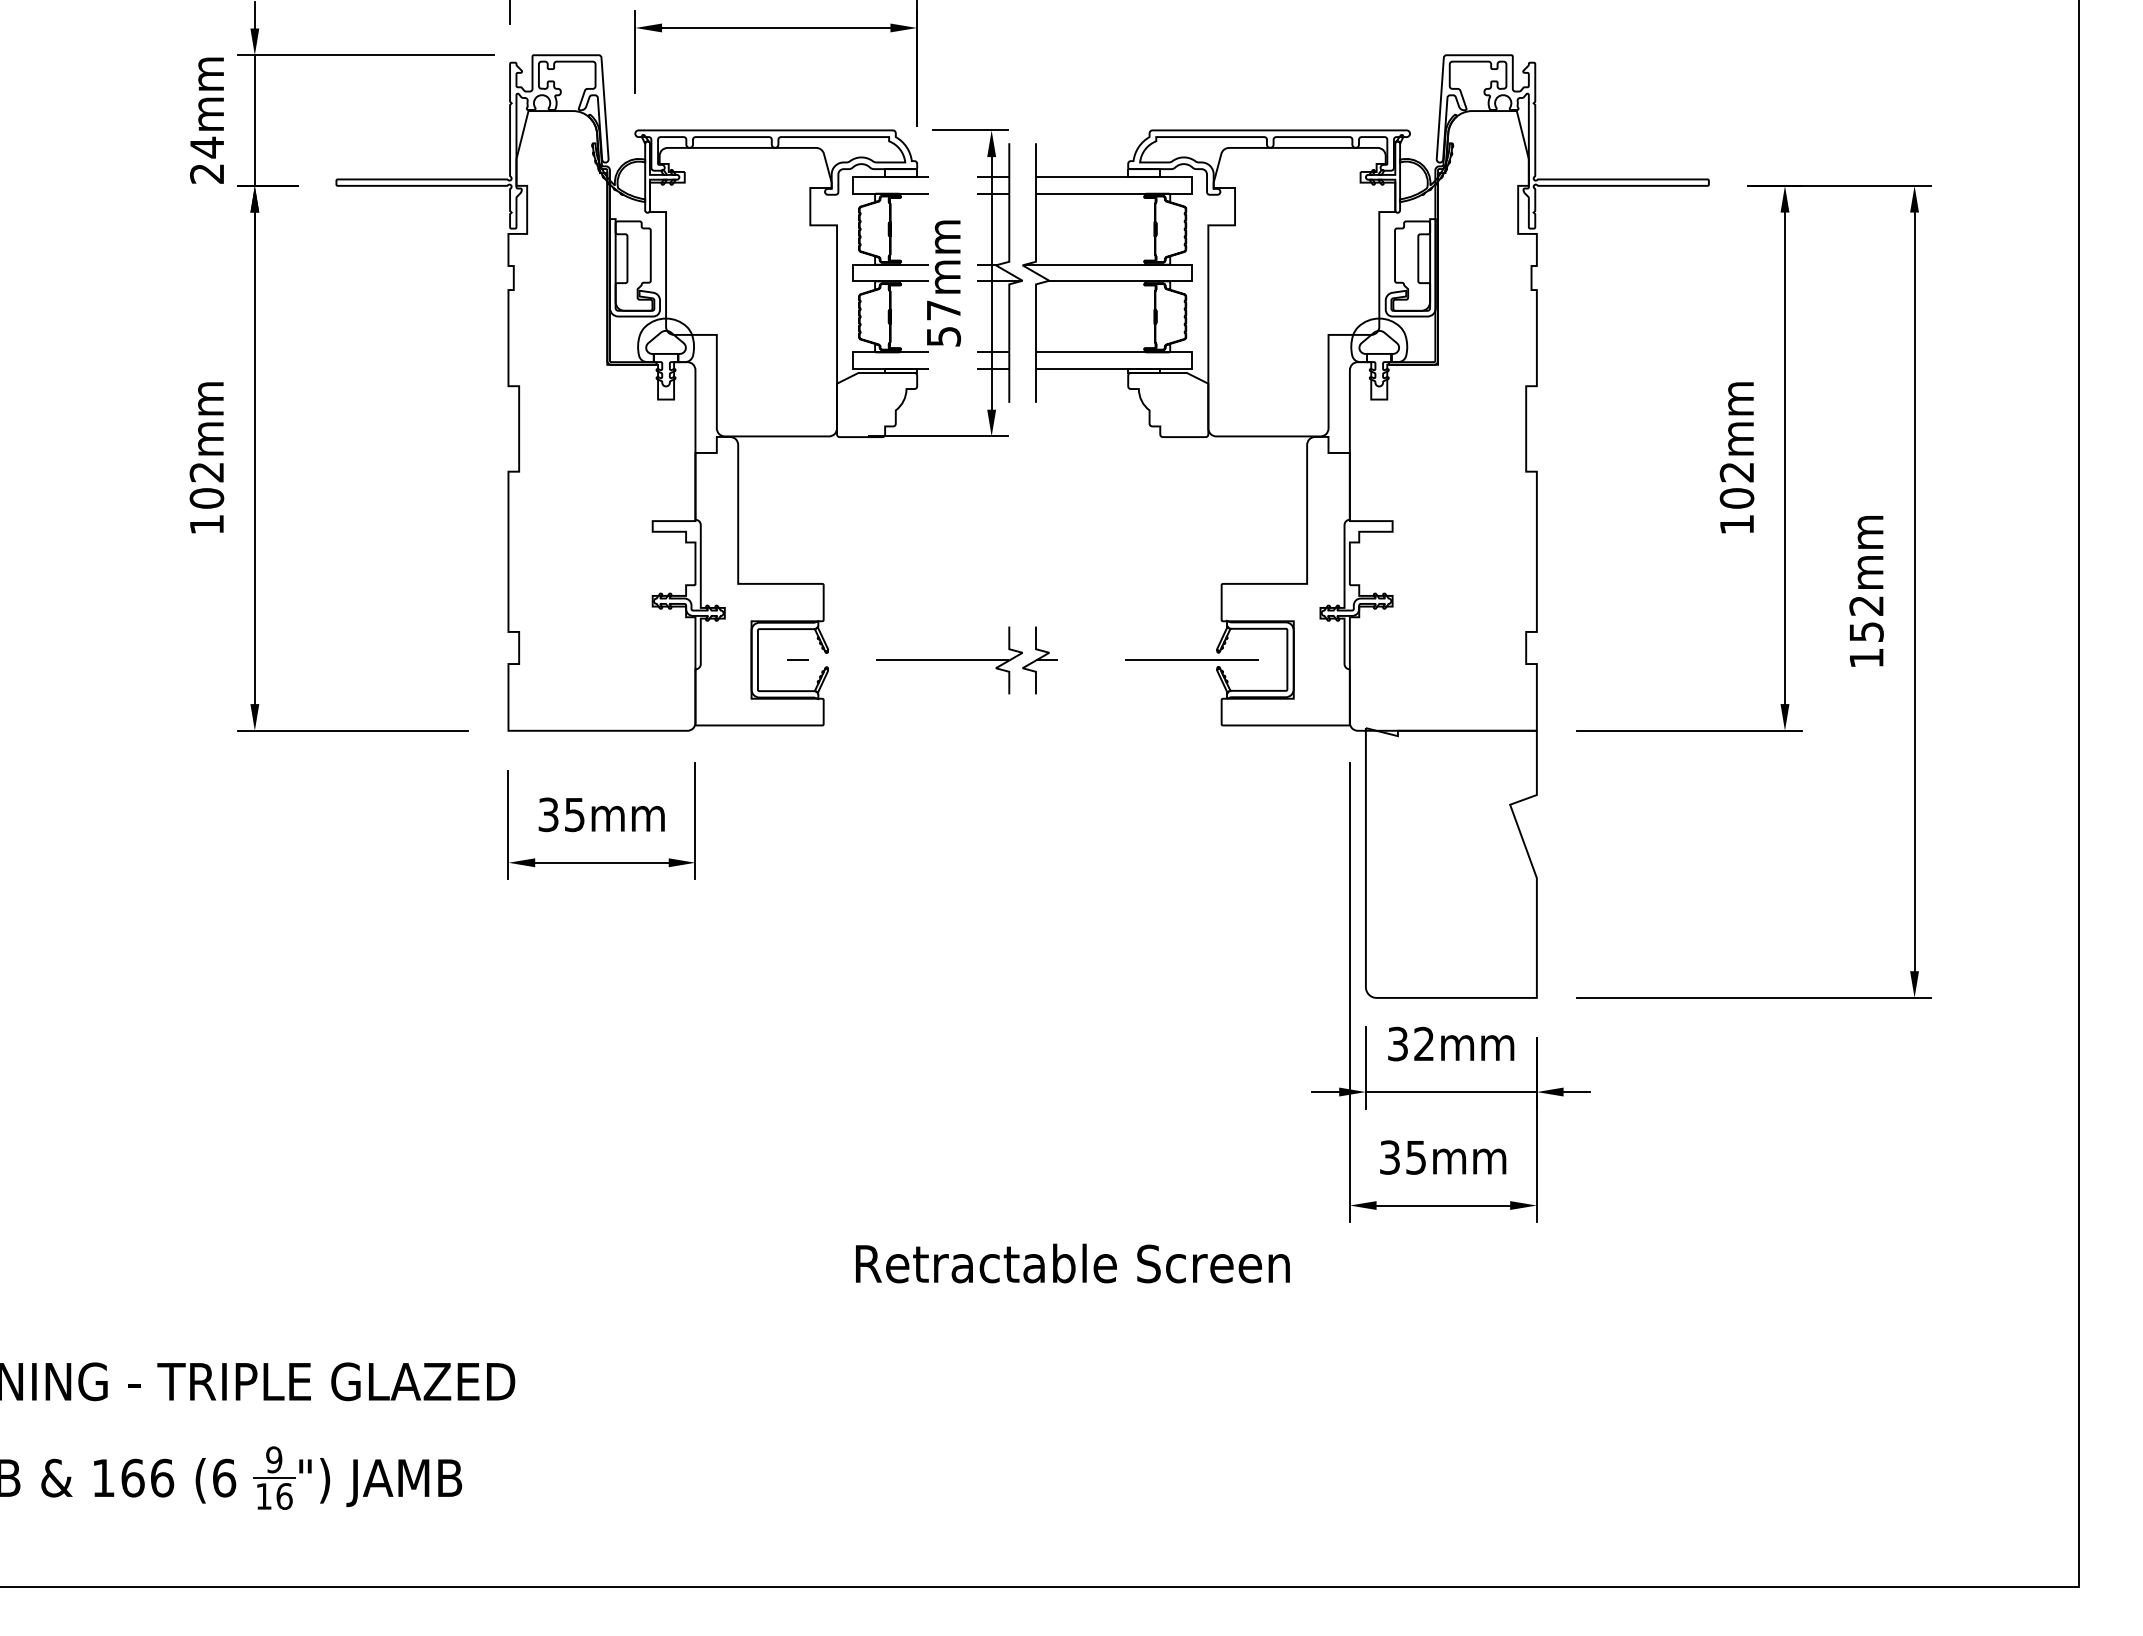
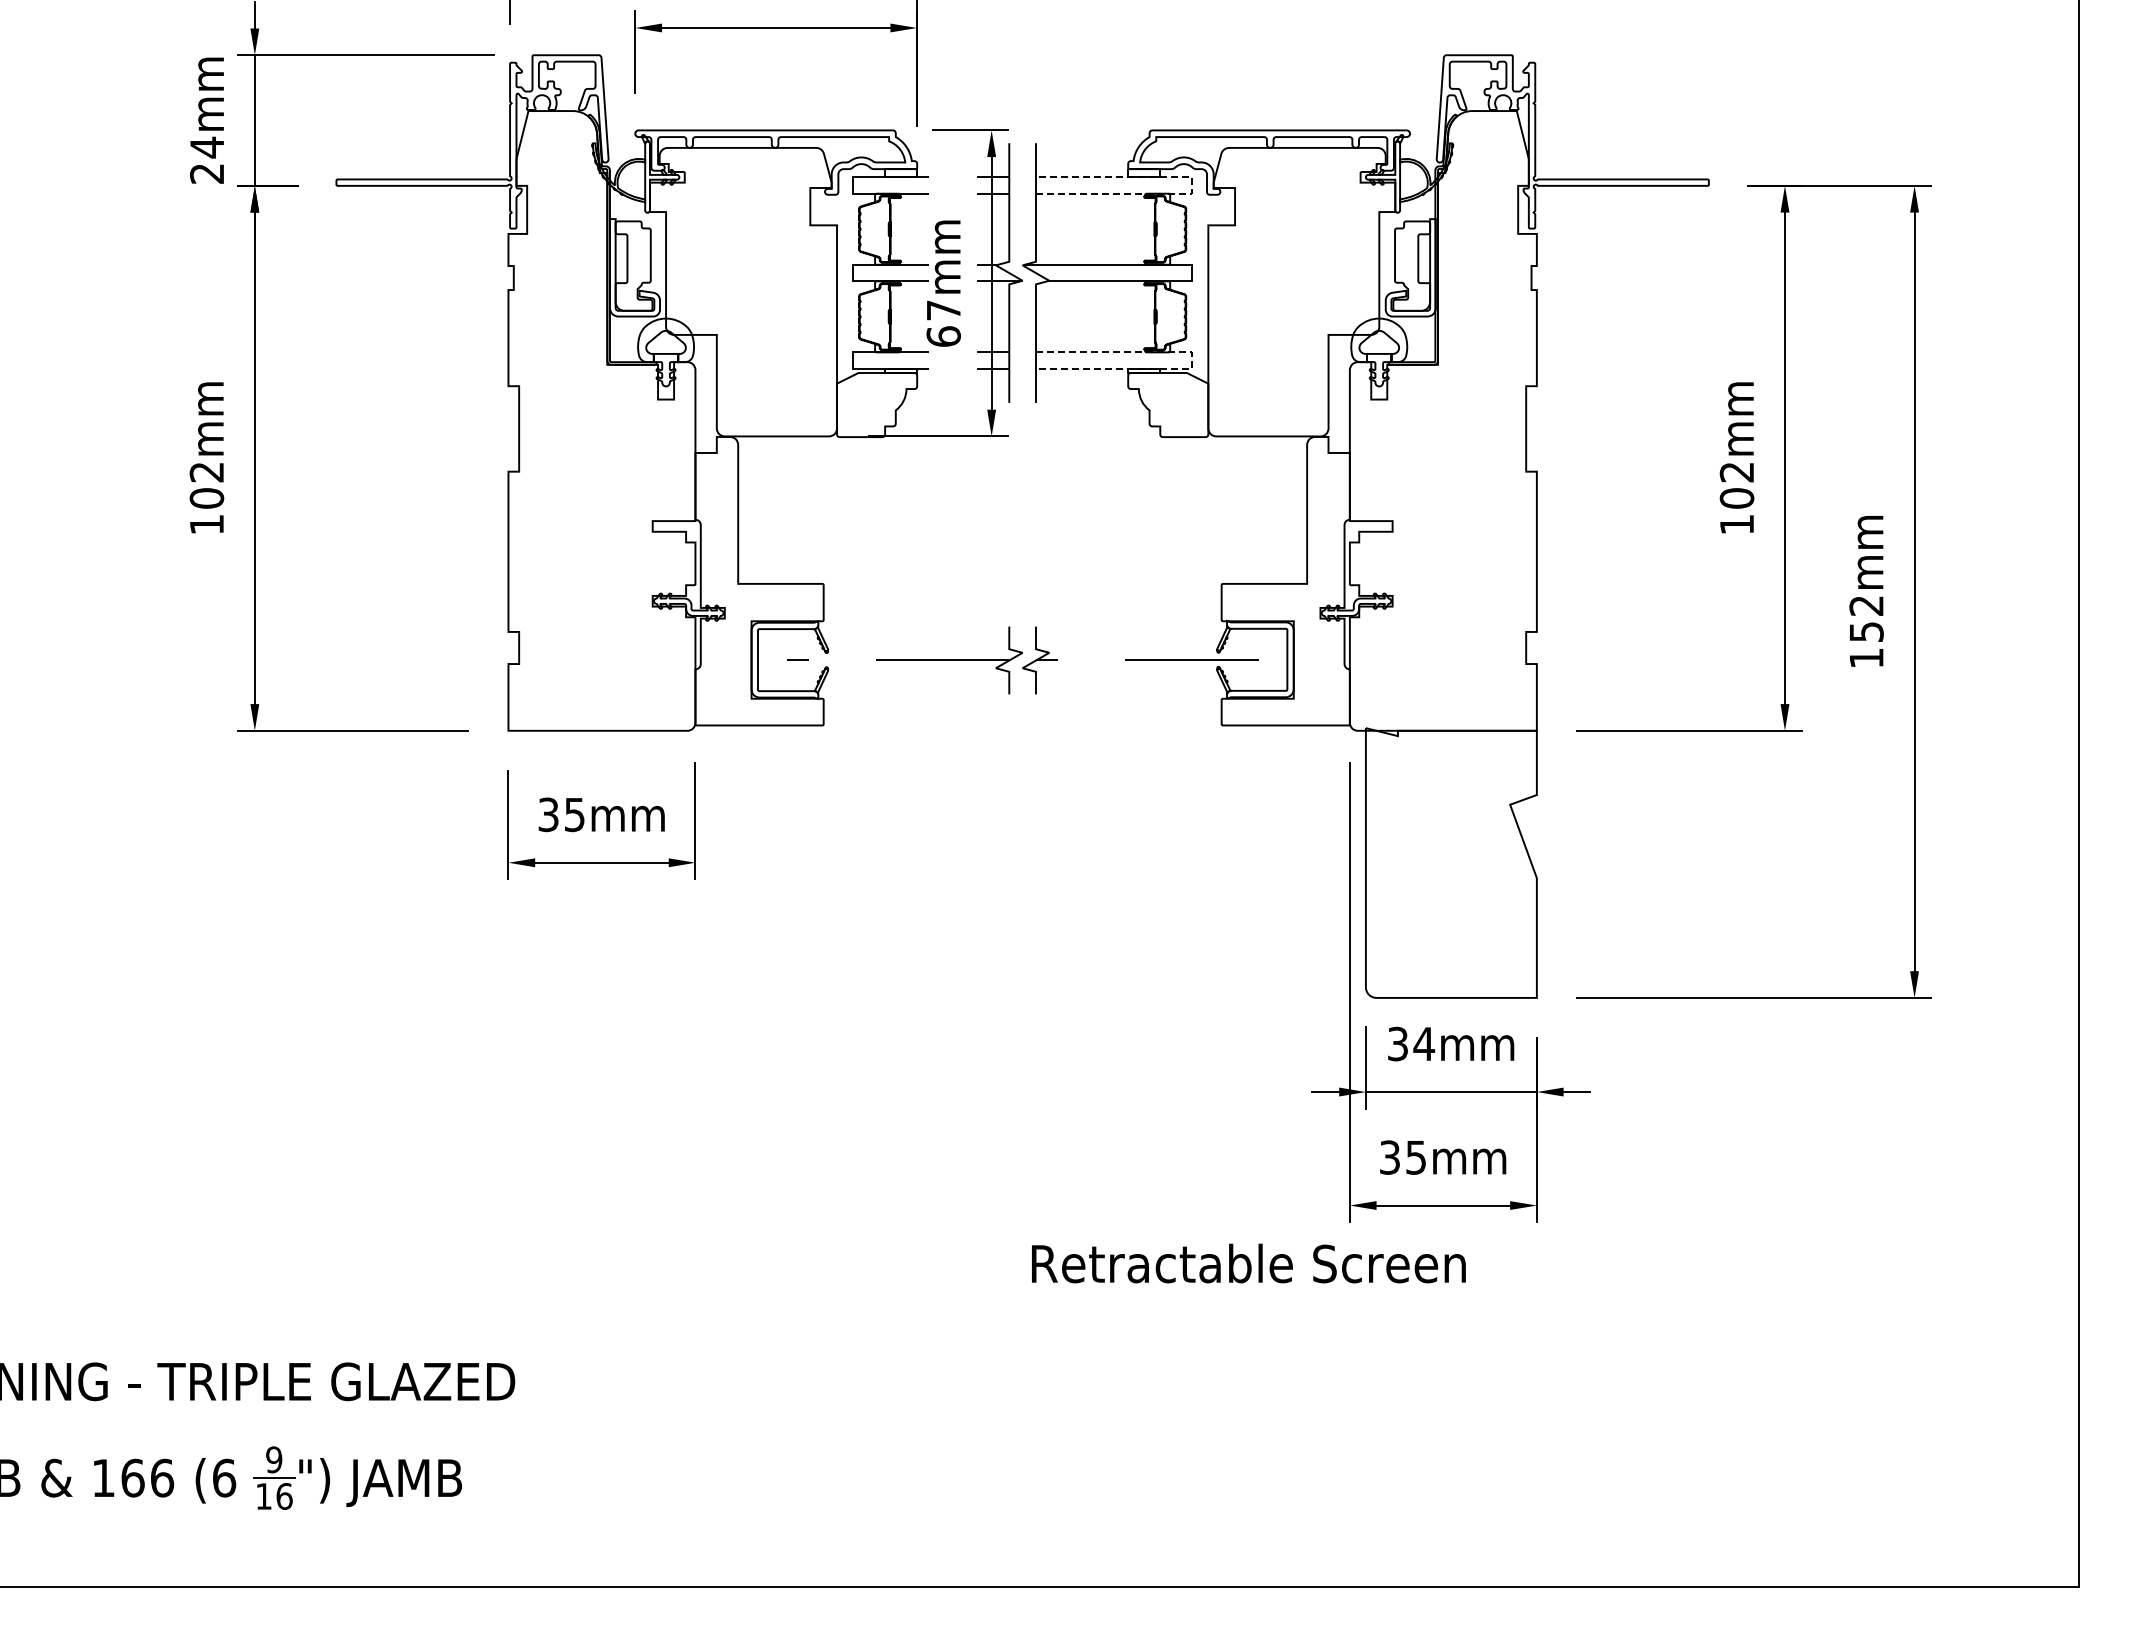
line: solid -> dashed (1192, 184)
text: 57mm -> 67mm (943, 336)
line: solid -> dashed (1192, 361)
text: 32mm -> 34mm (1424, 1043)
text position: (1072, 1263) -> (1248, 1263) (1248, 1263)
